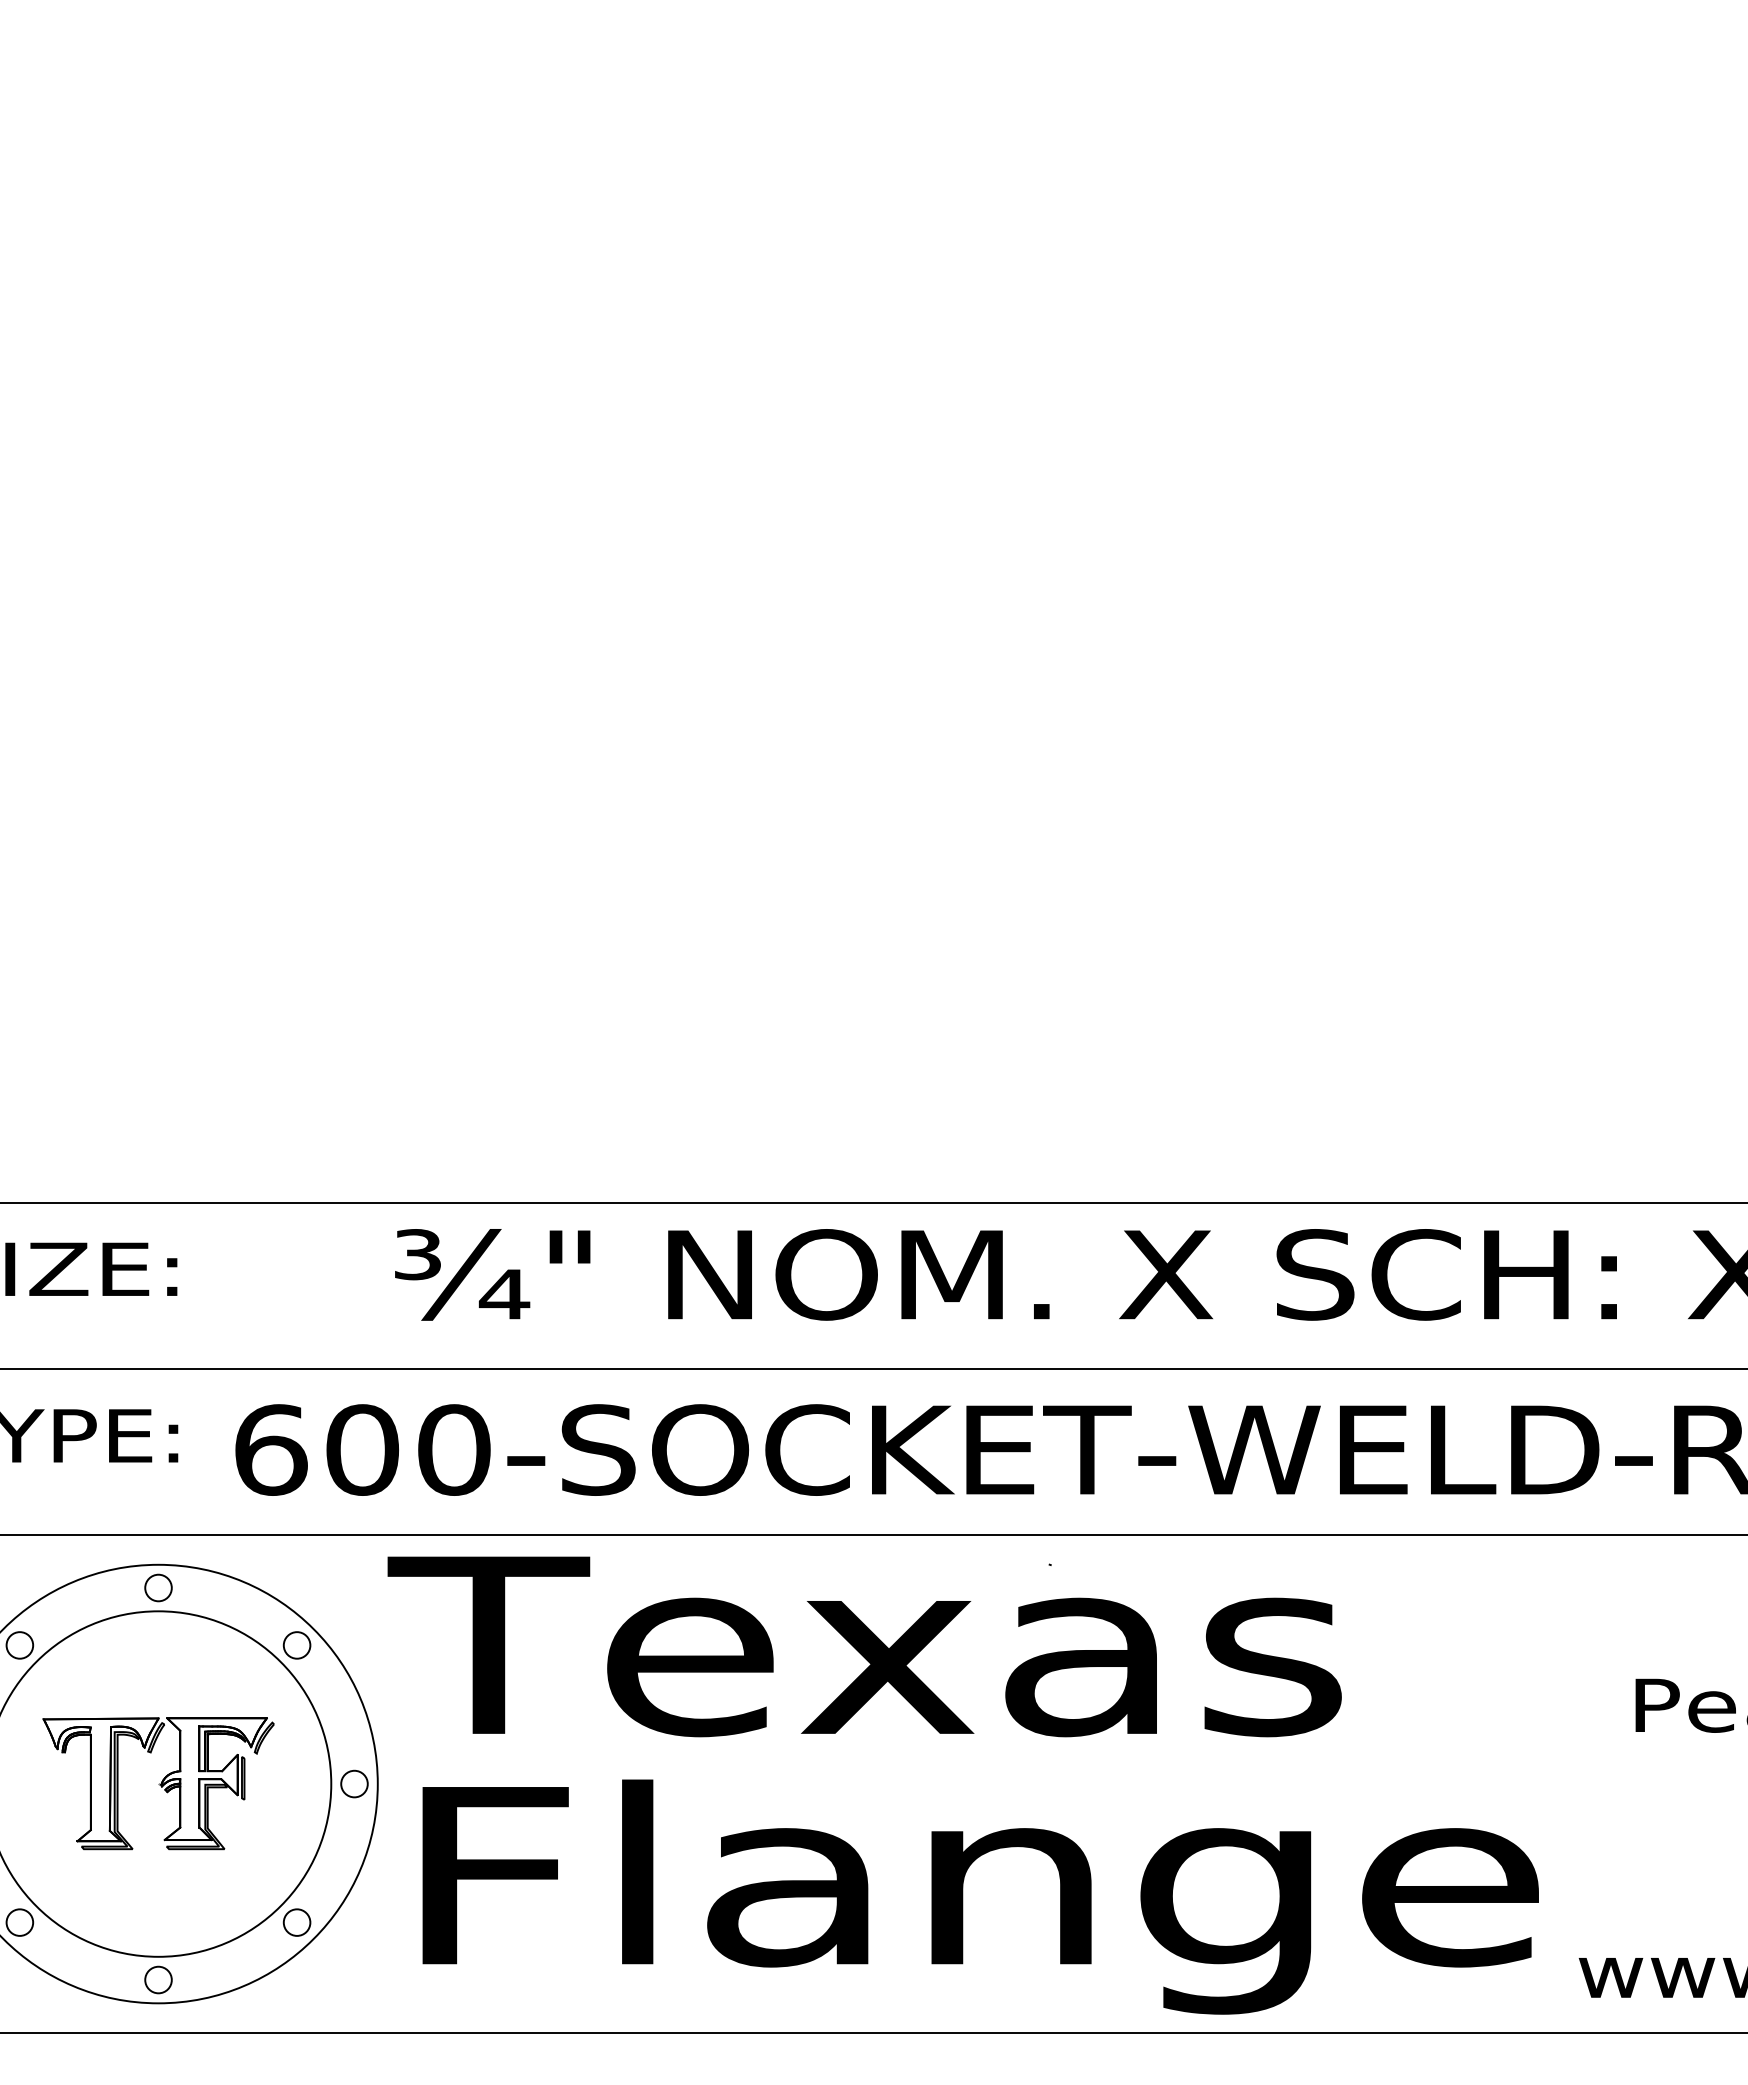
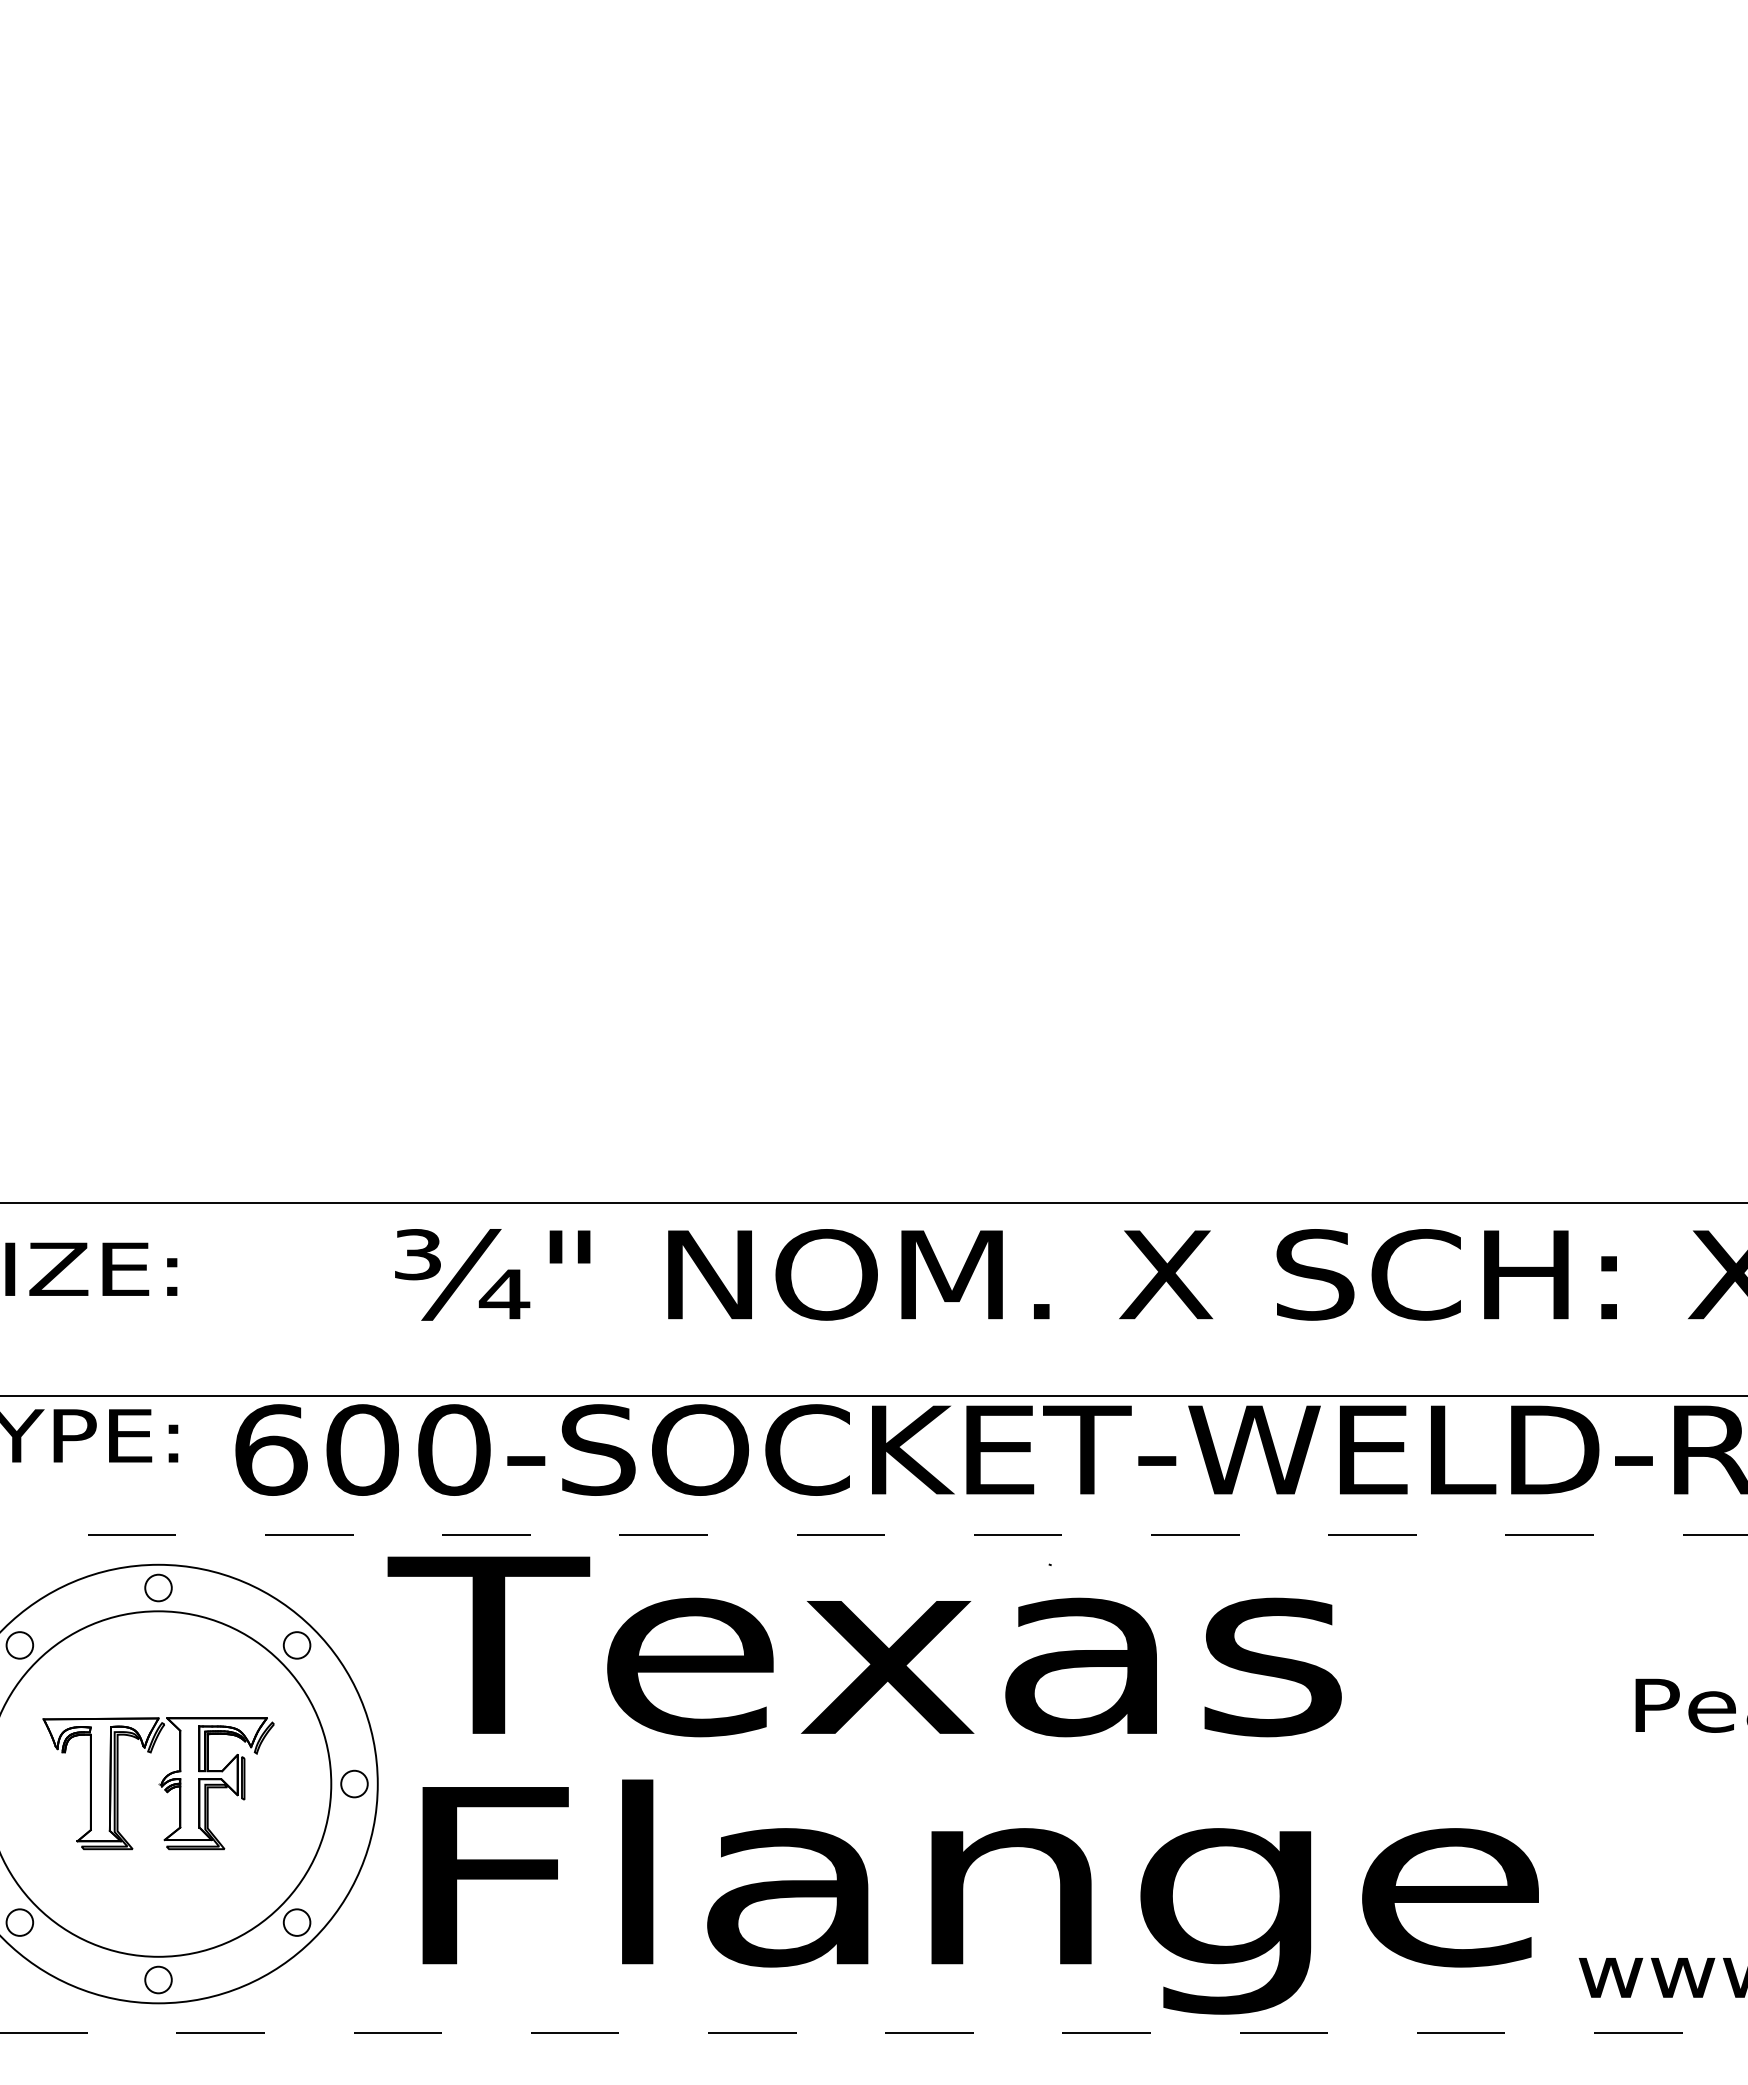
line position: (873, 1368) -> (873, 1395) (873, 1395)
line: solid -> dashed (874, 1534)
line: solid -> dashed (873, 2033)
